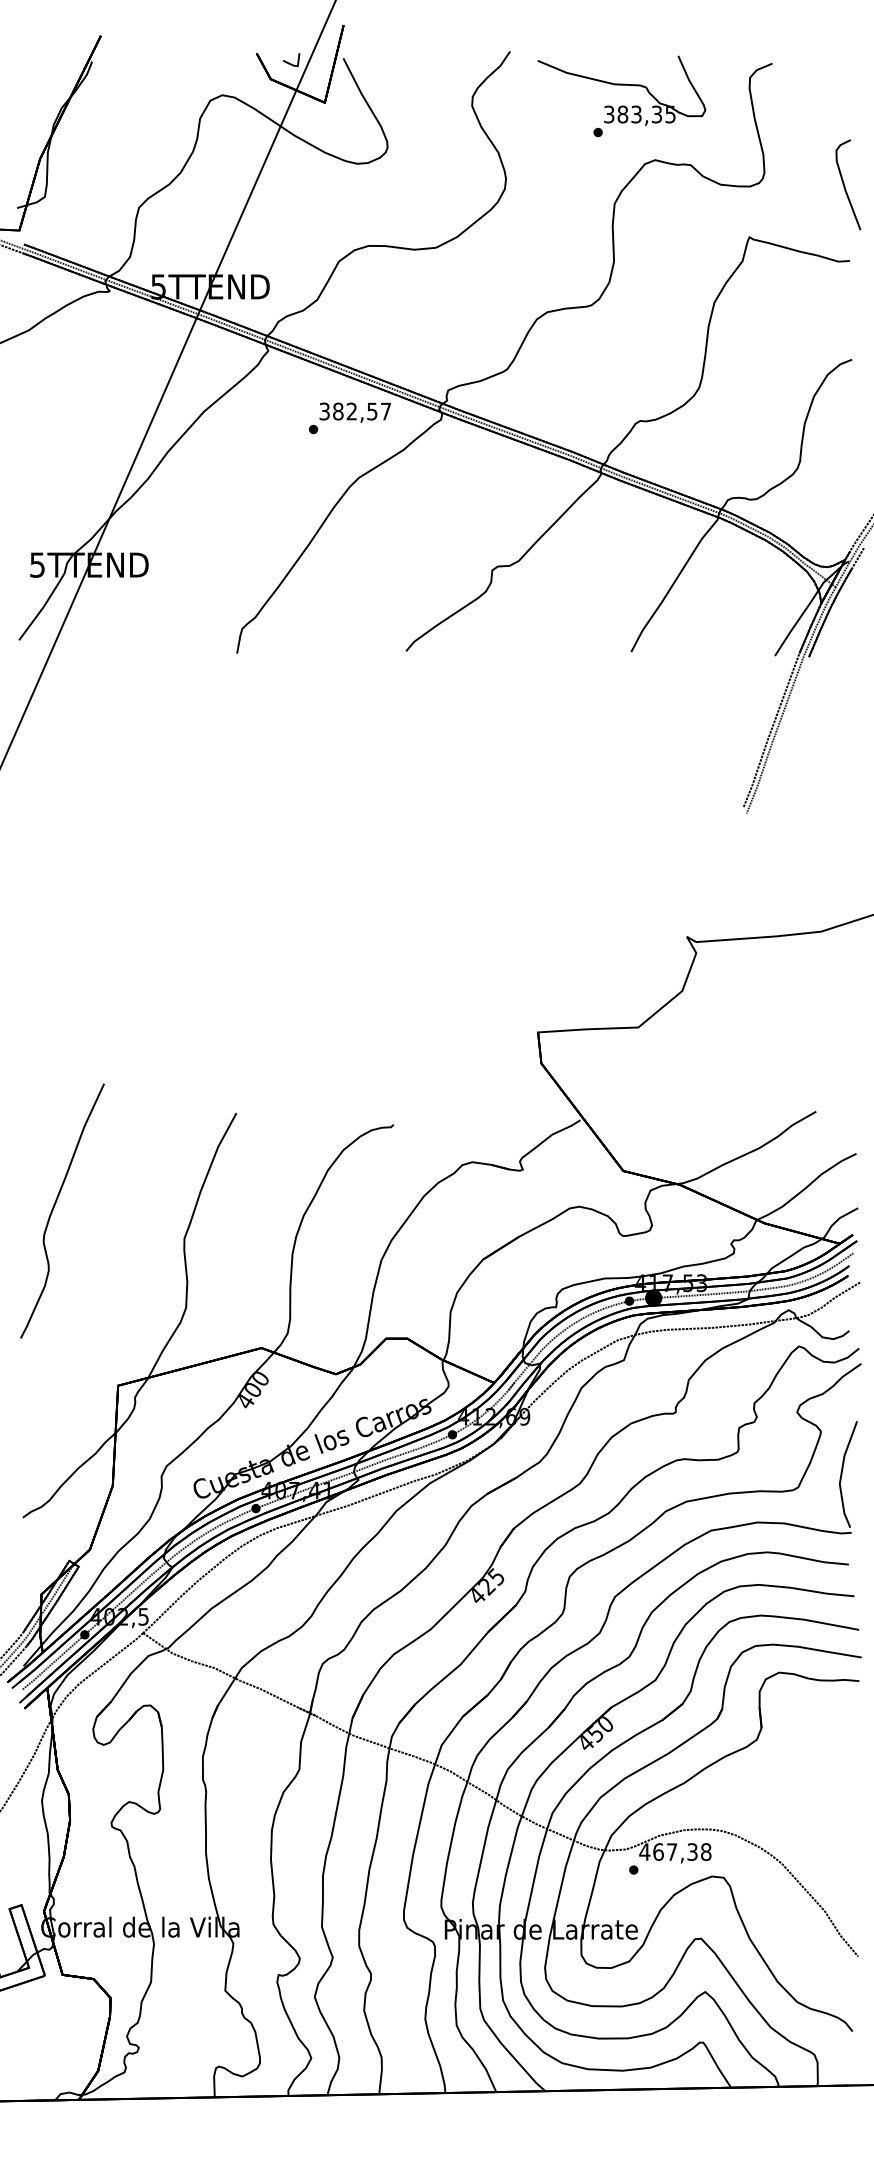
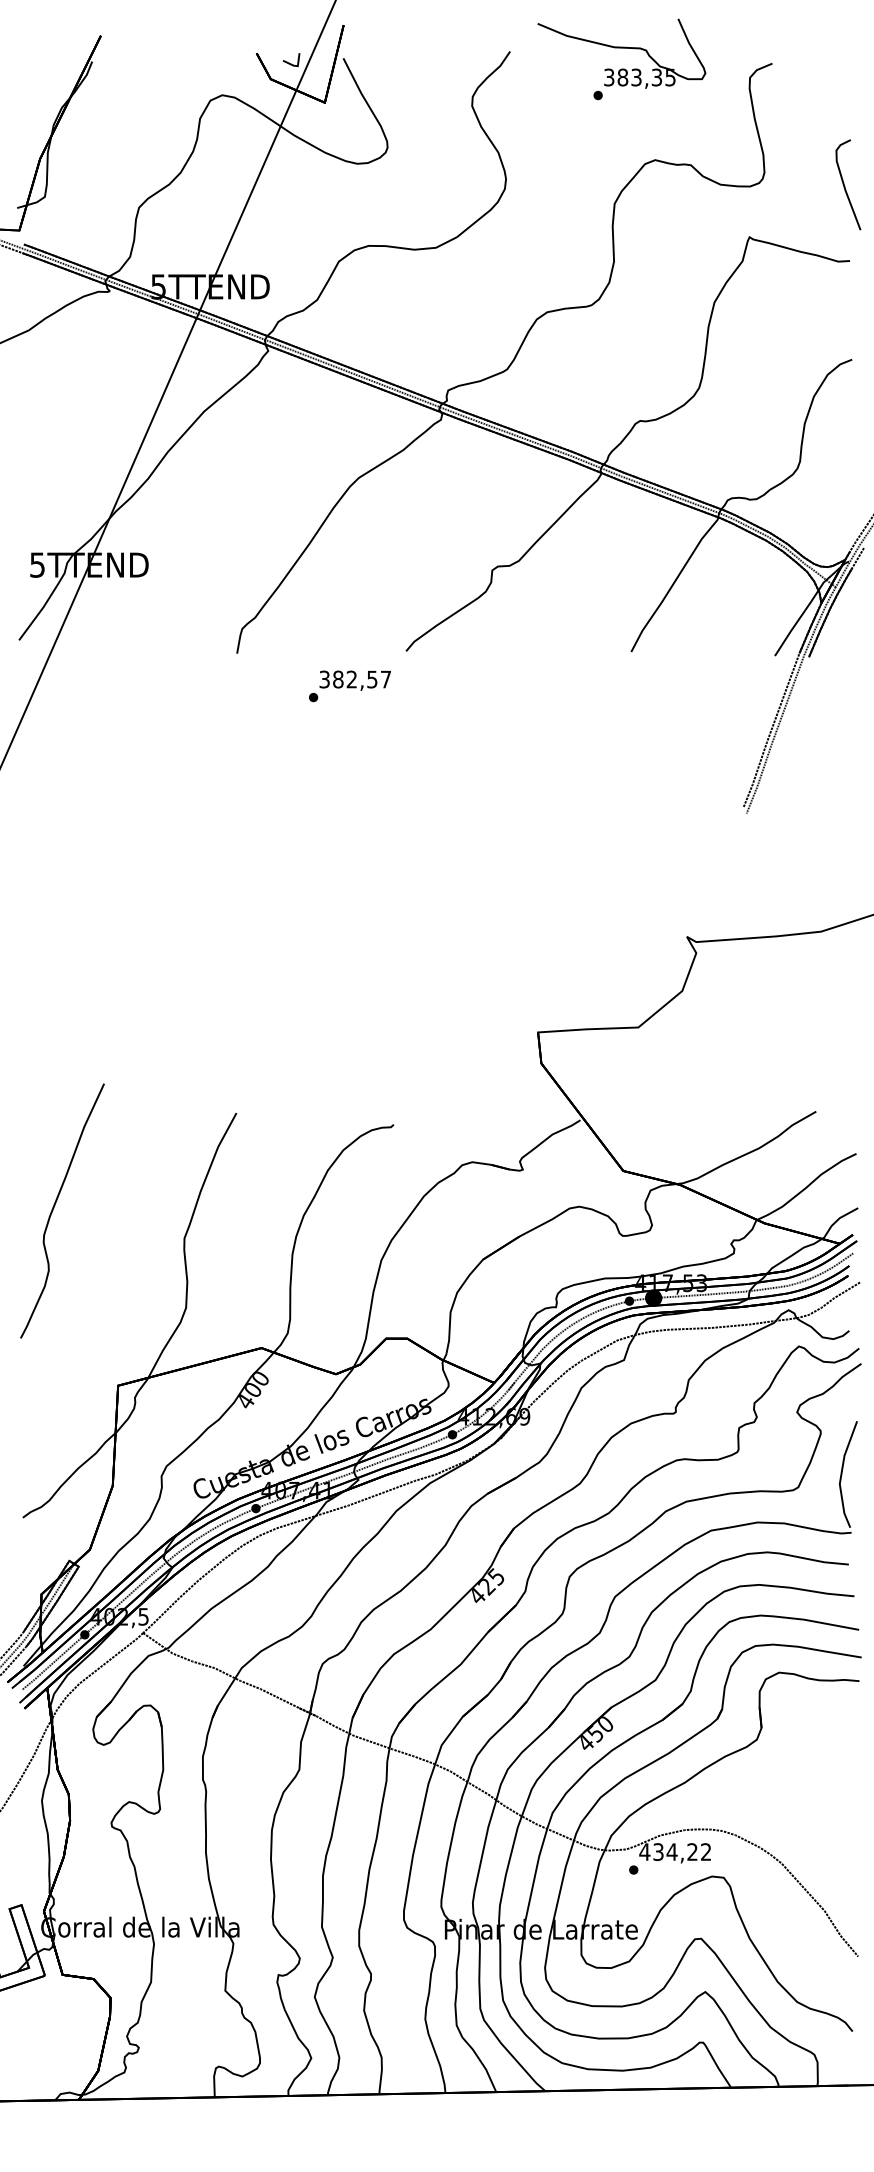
part position: (621, 105) -> (621, 68) (621, 68)
text position: (349, 418) -> (349, 686) (349, 686)
text: 467,38 -> 434,22 (682, 1851)
